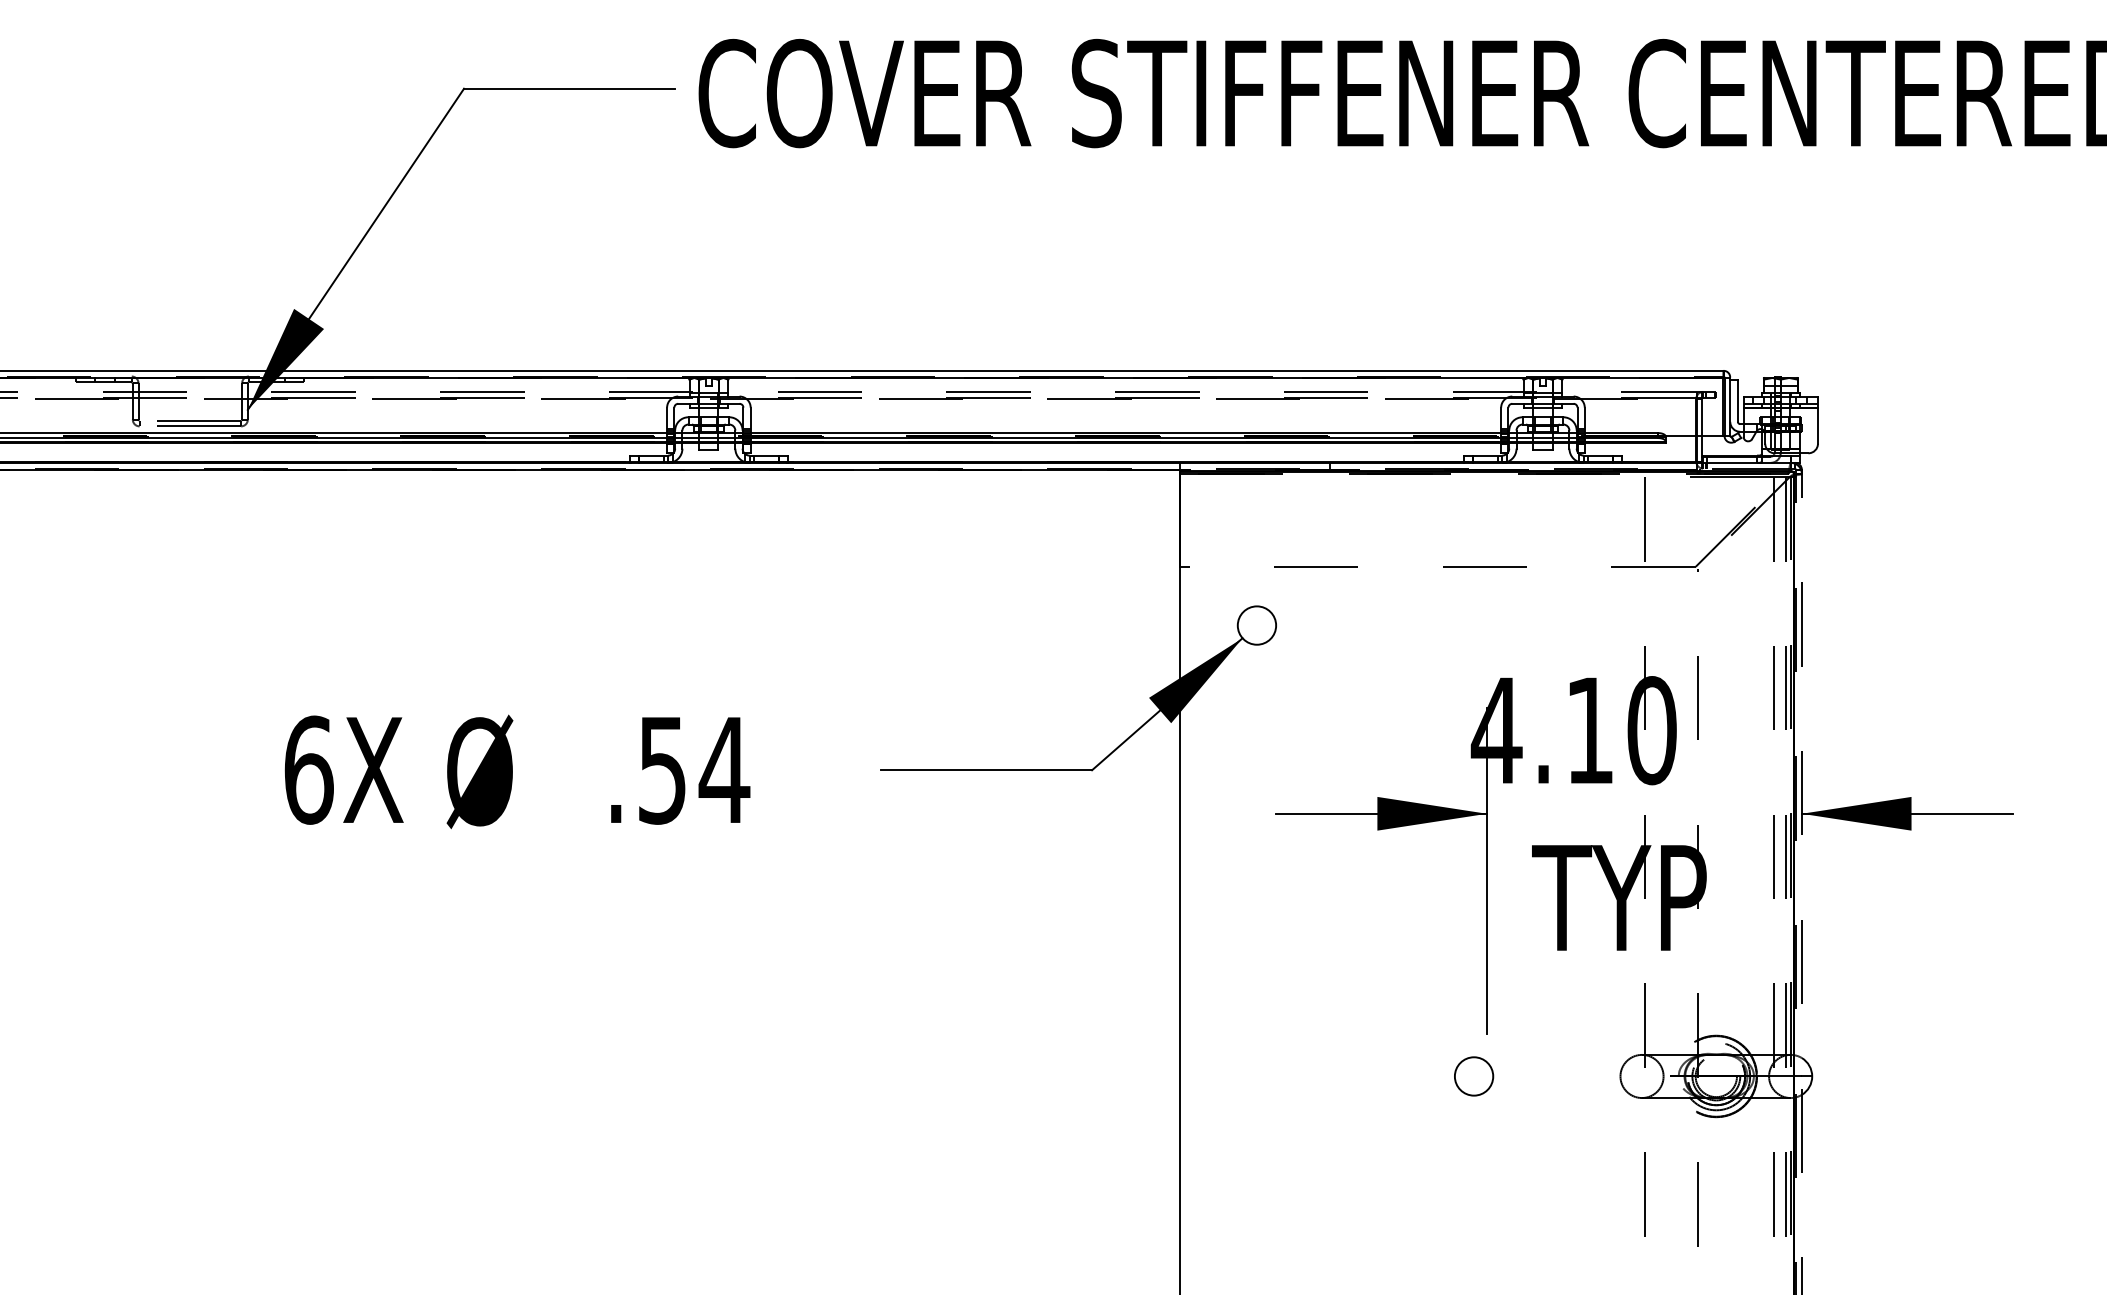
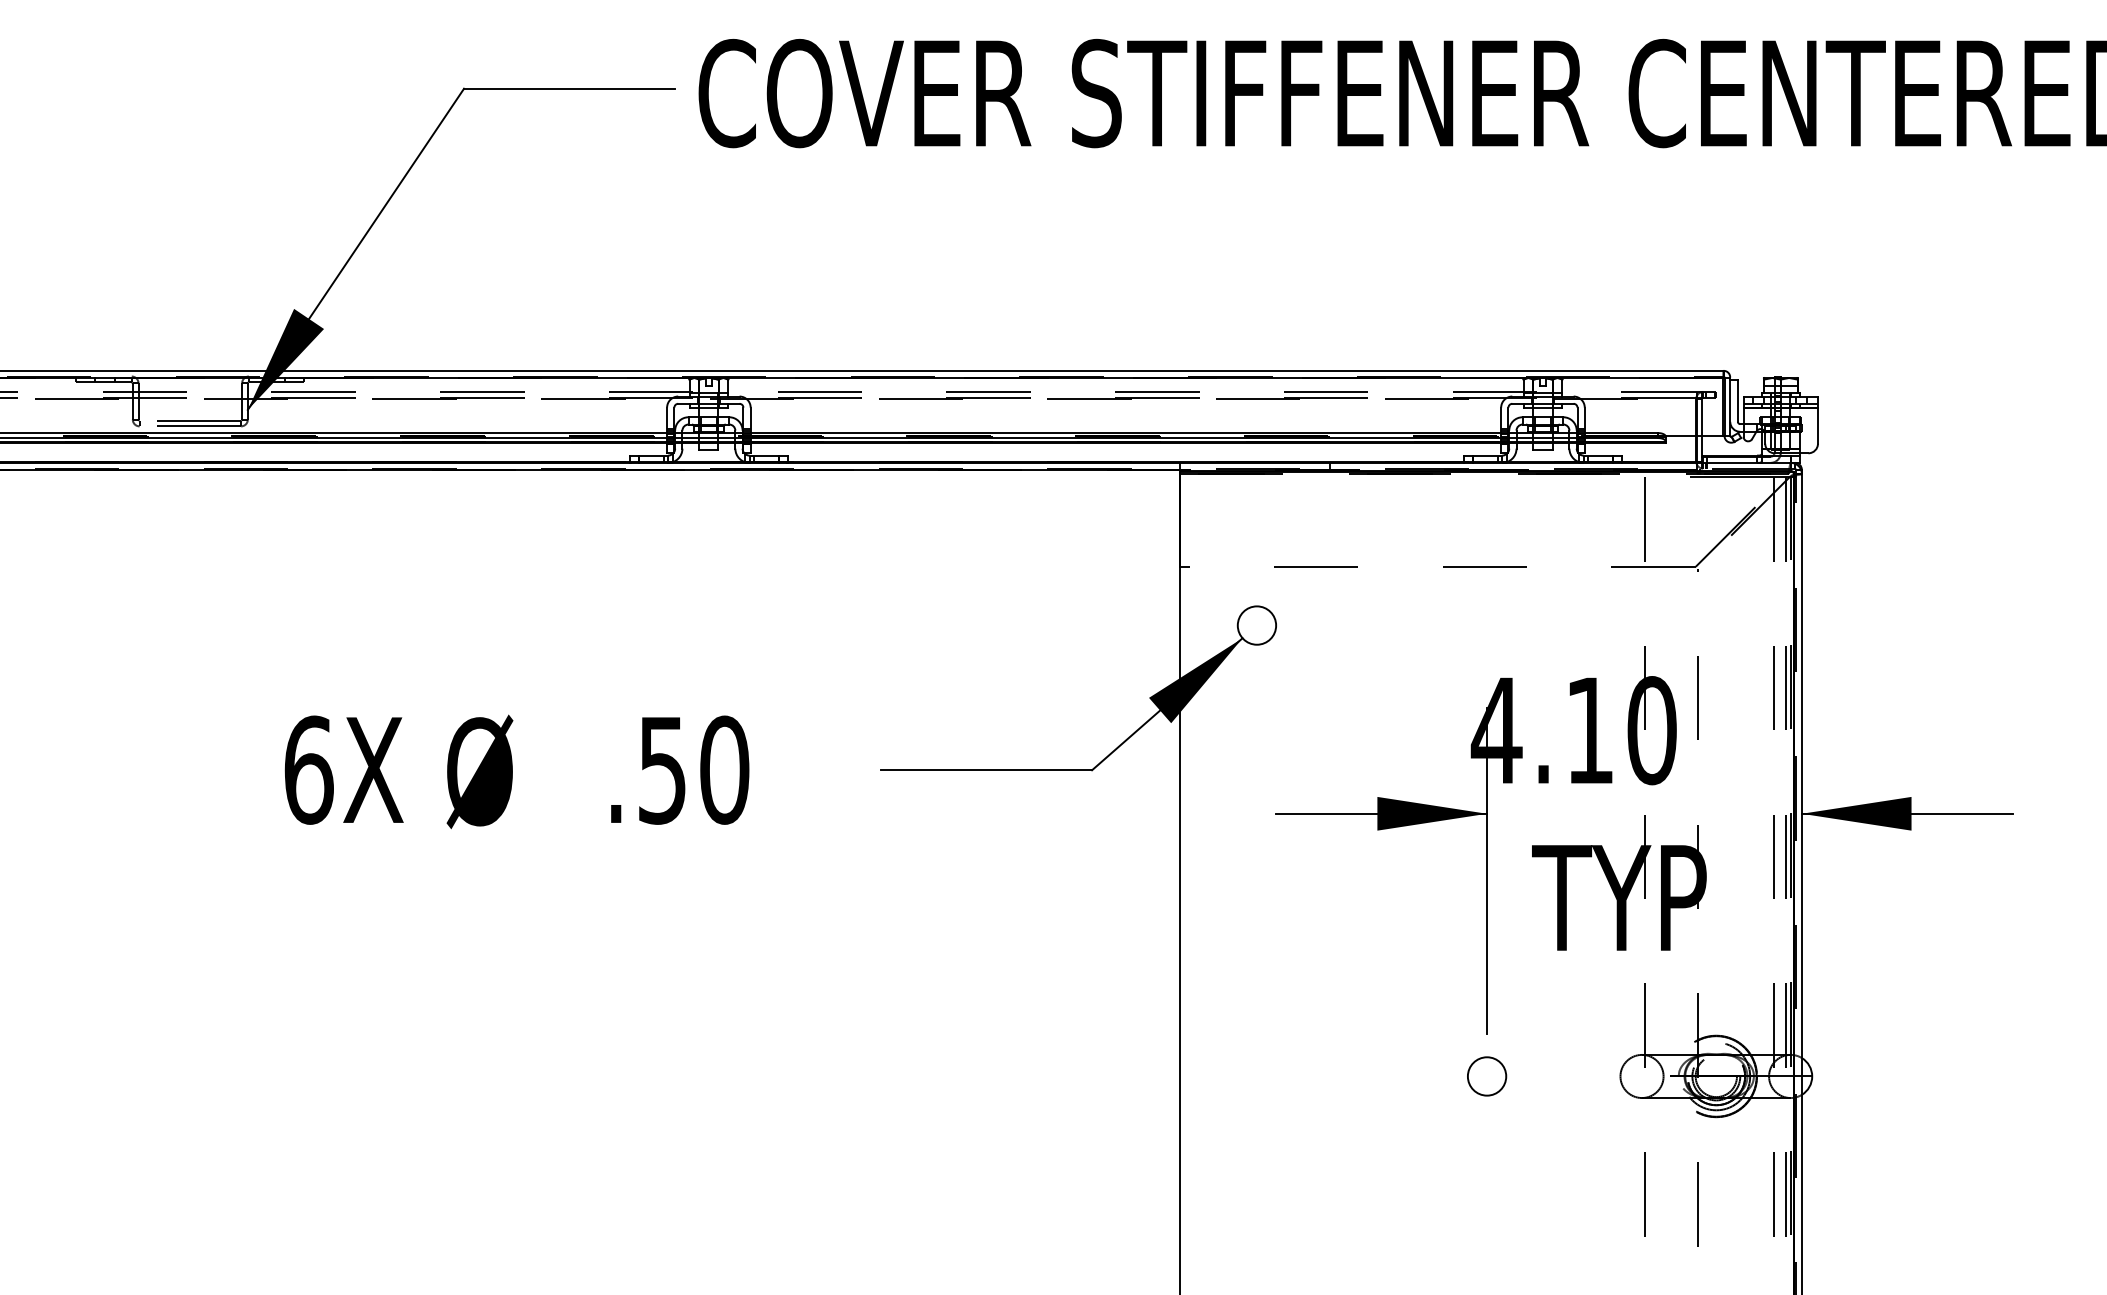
text: .54 -> .50 (724, 769)
line: dashed -> solid (1801, 883)
circle position: (1474, 1076) -> (1487, 1076) (1487, 1076)
